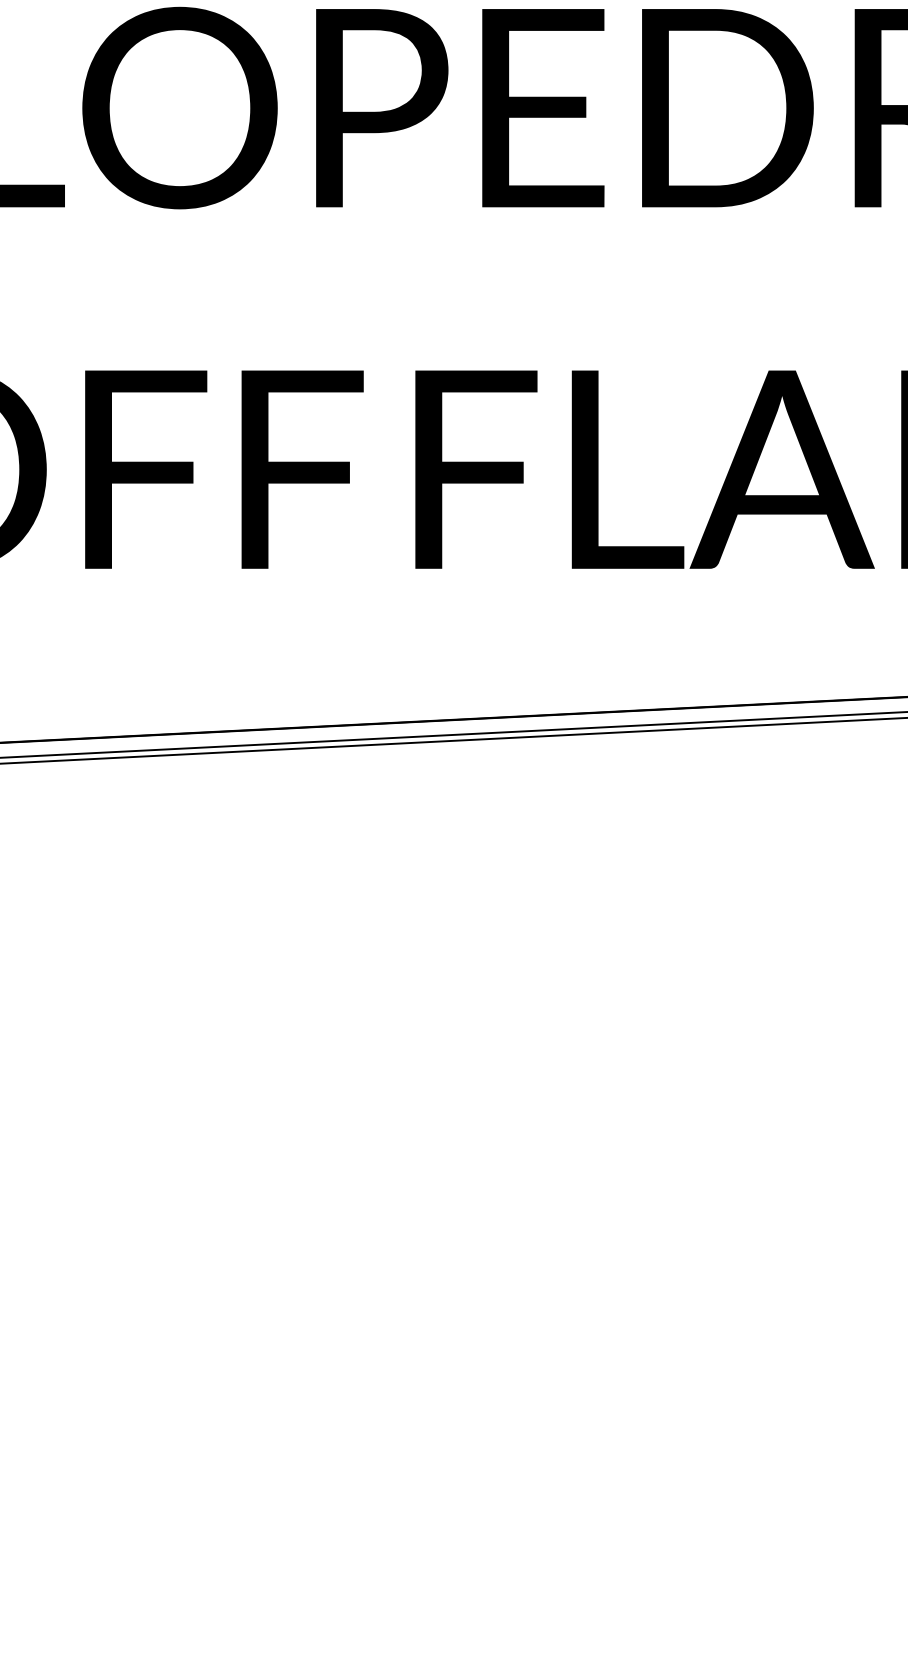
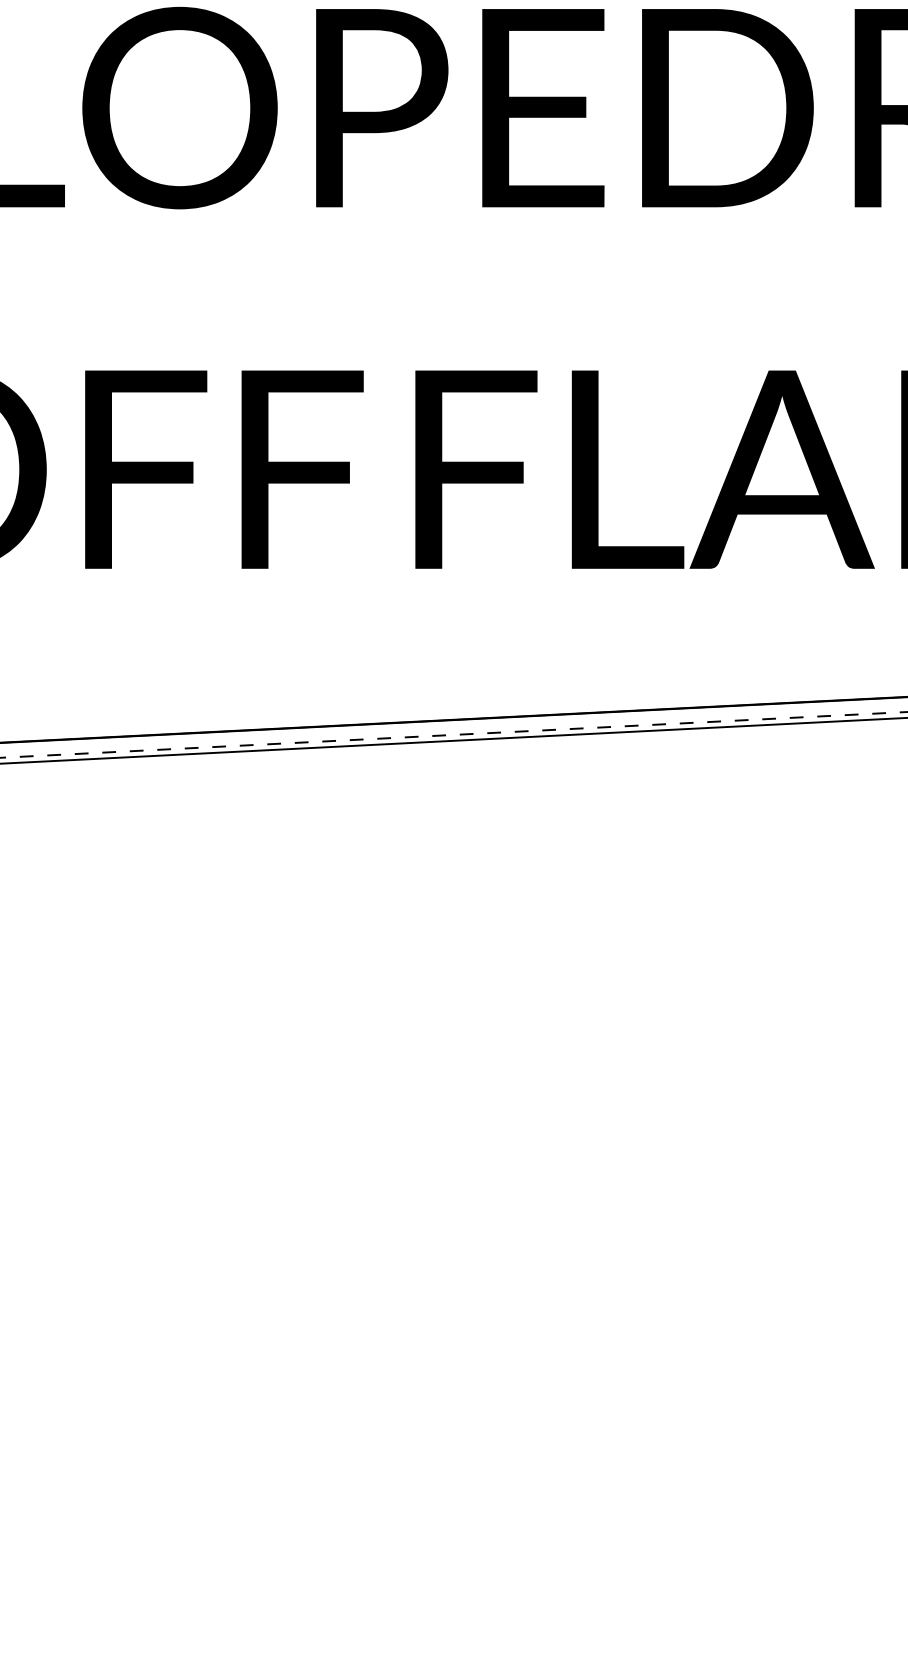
line: solid -> dashed (453, 734)
